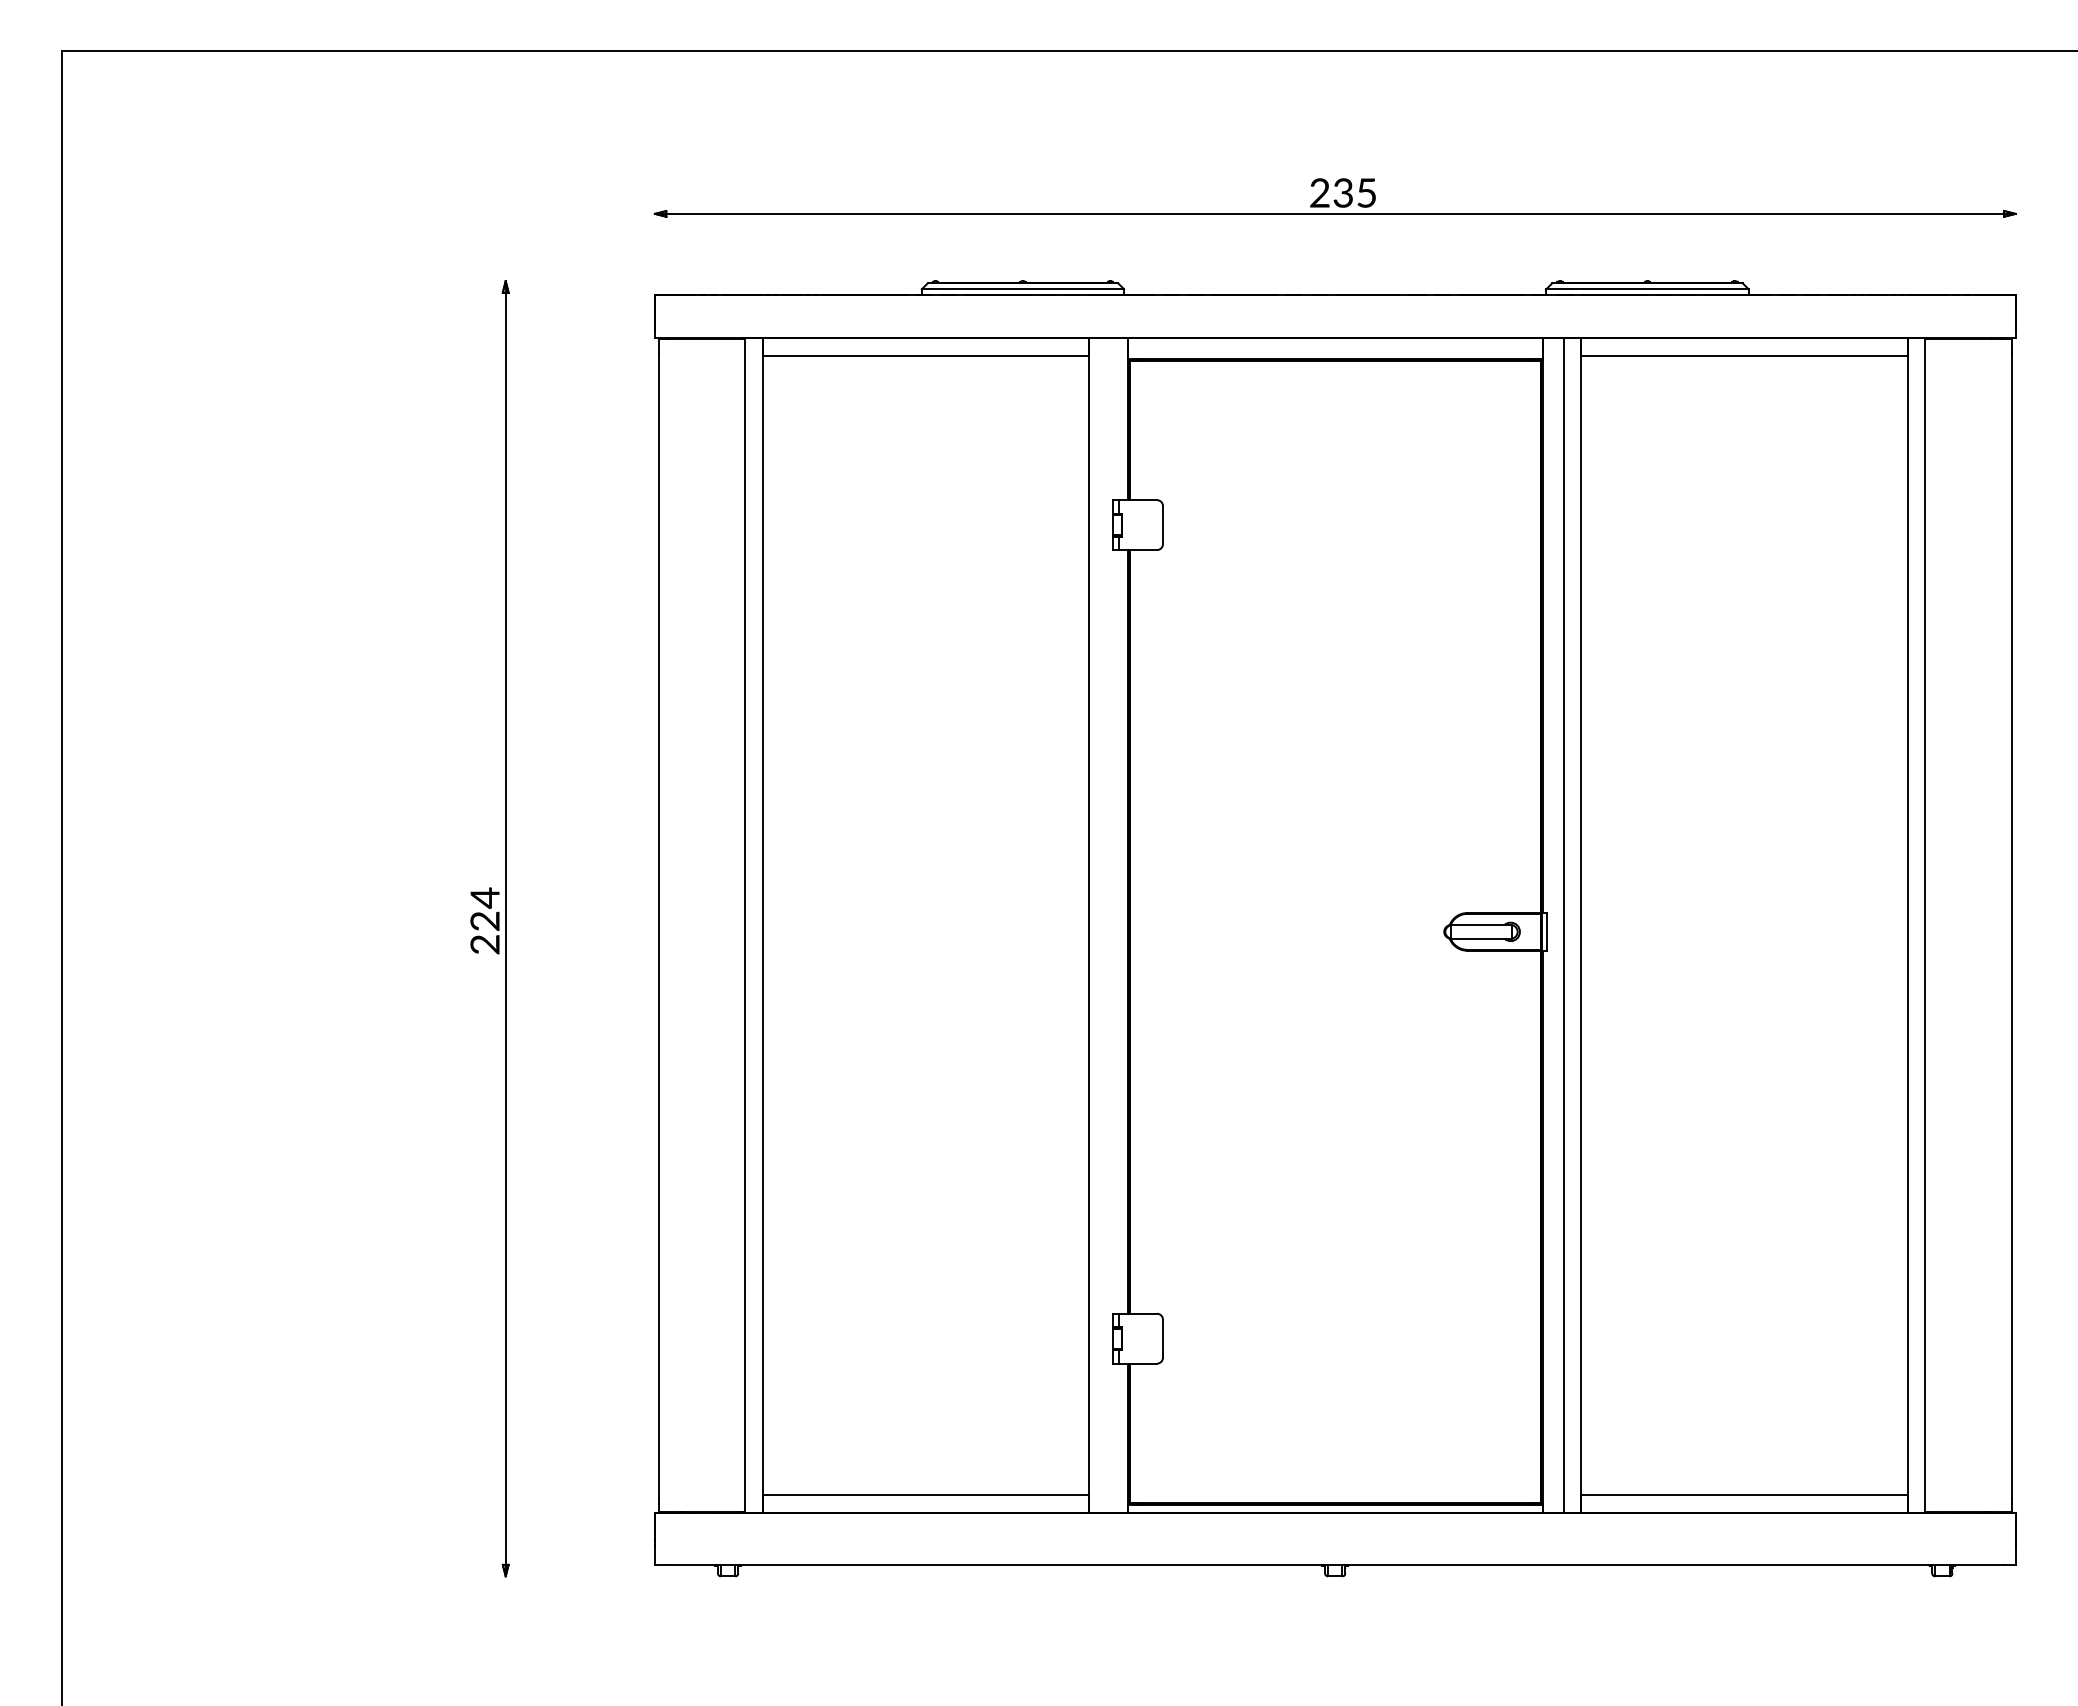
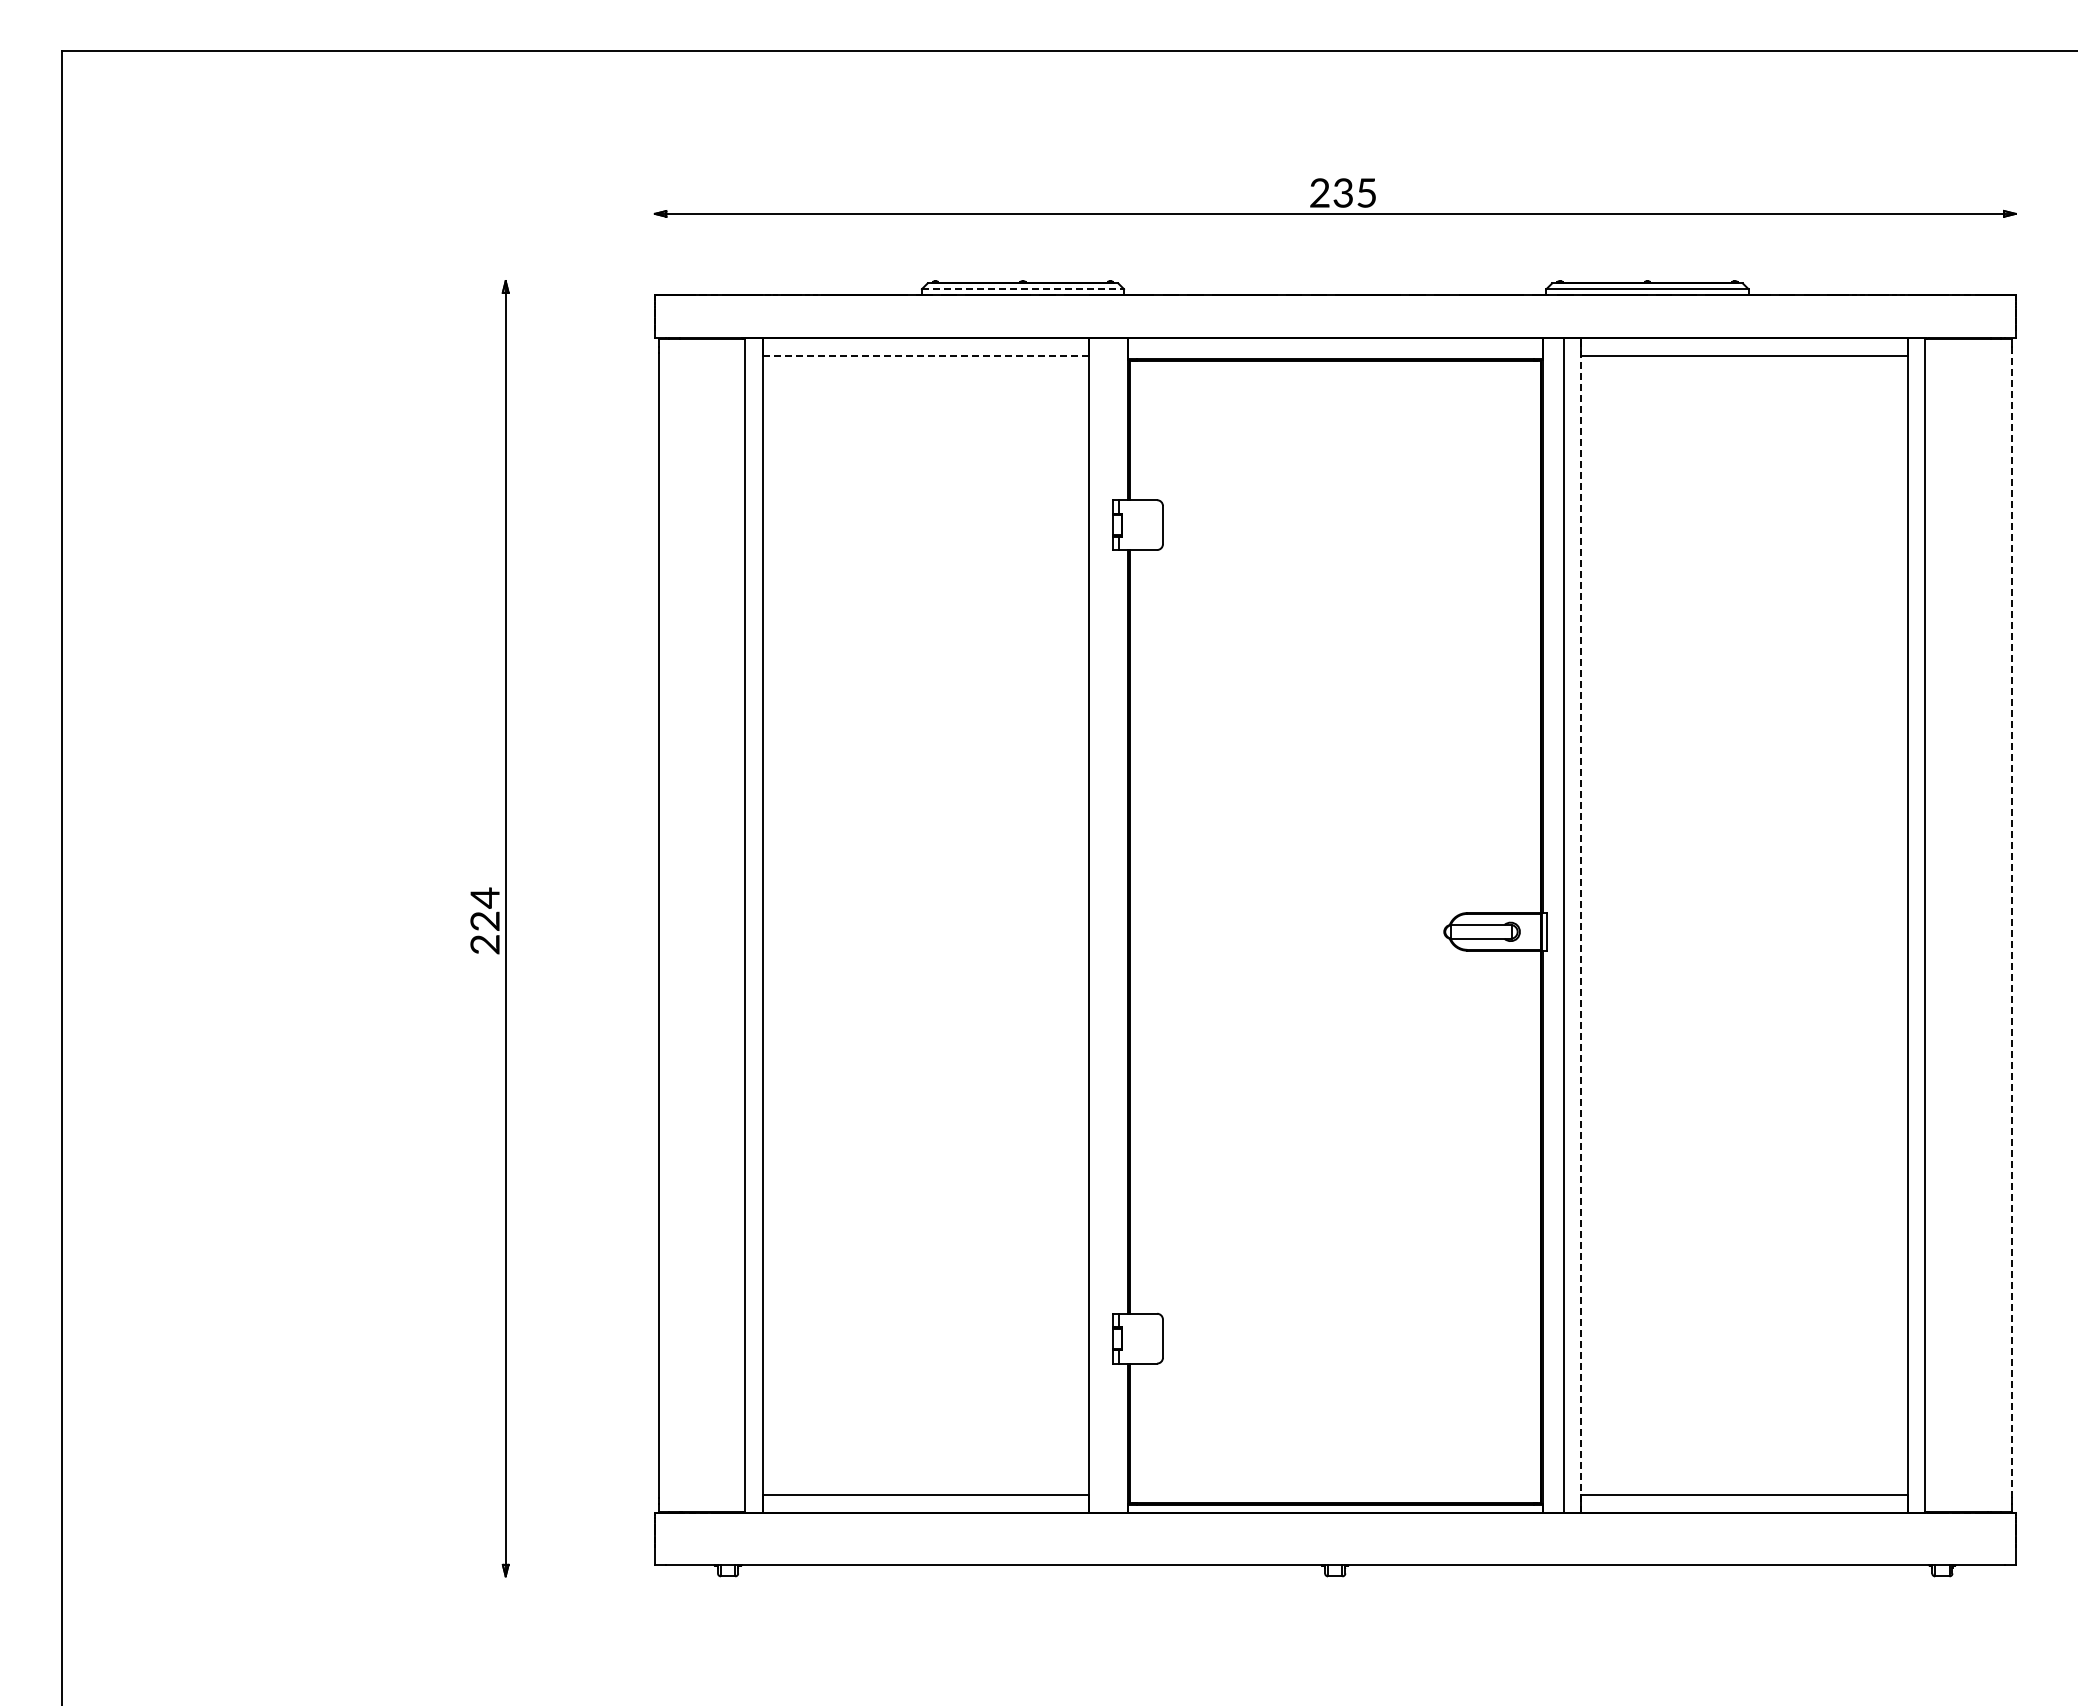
line: solid -> dashed (1023, 289)
line: solid -> dashed (926, 355)
line: solid -> dashed (1581, 925)
line: solid -> dashed (2011, 925)
